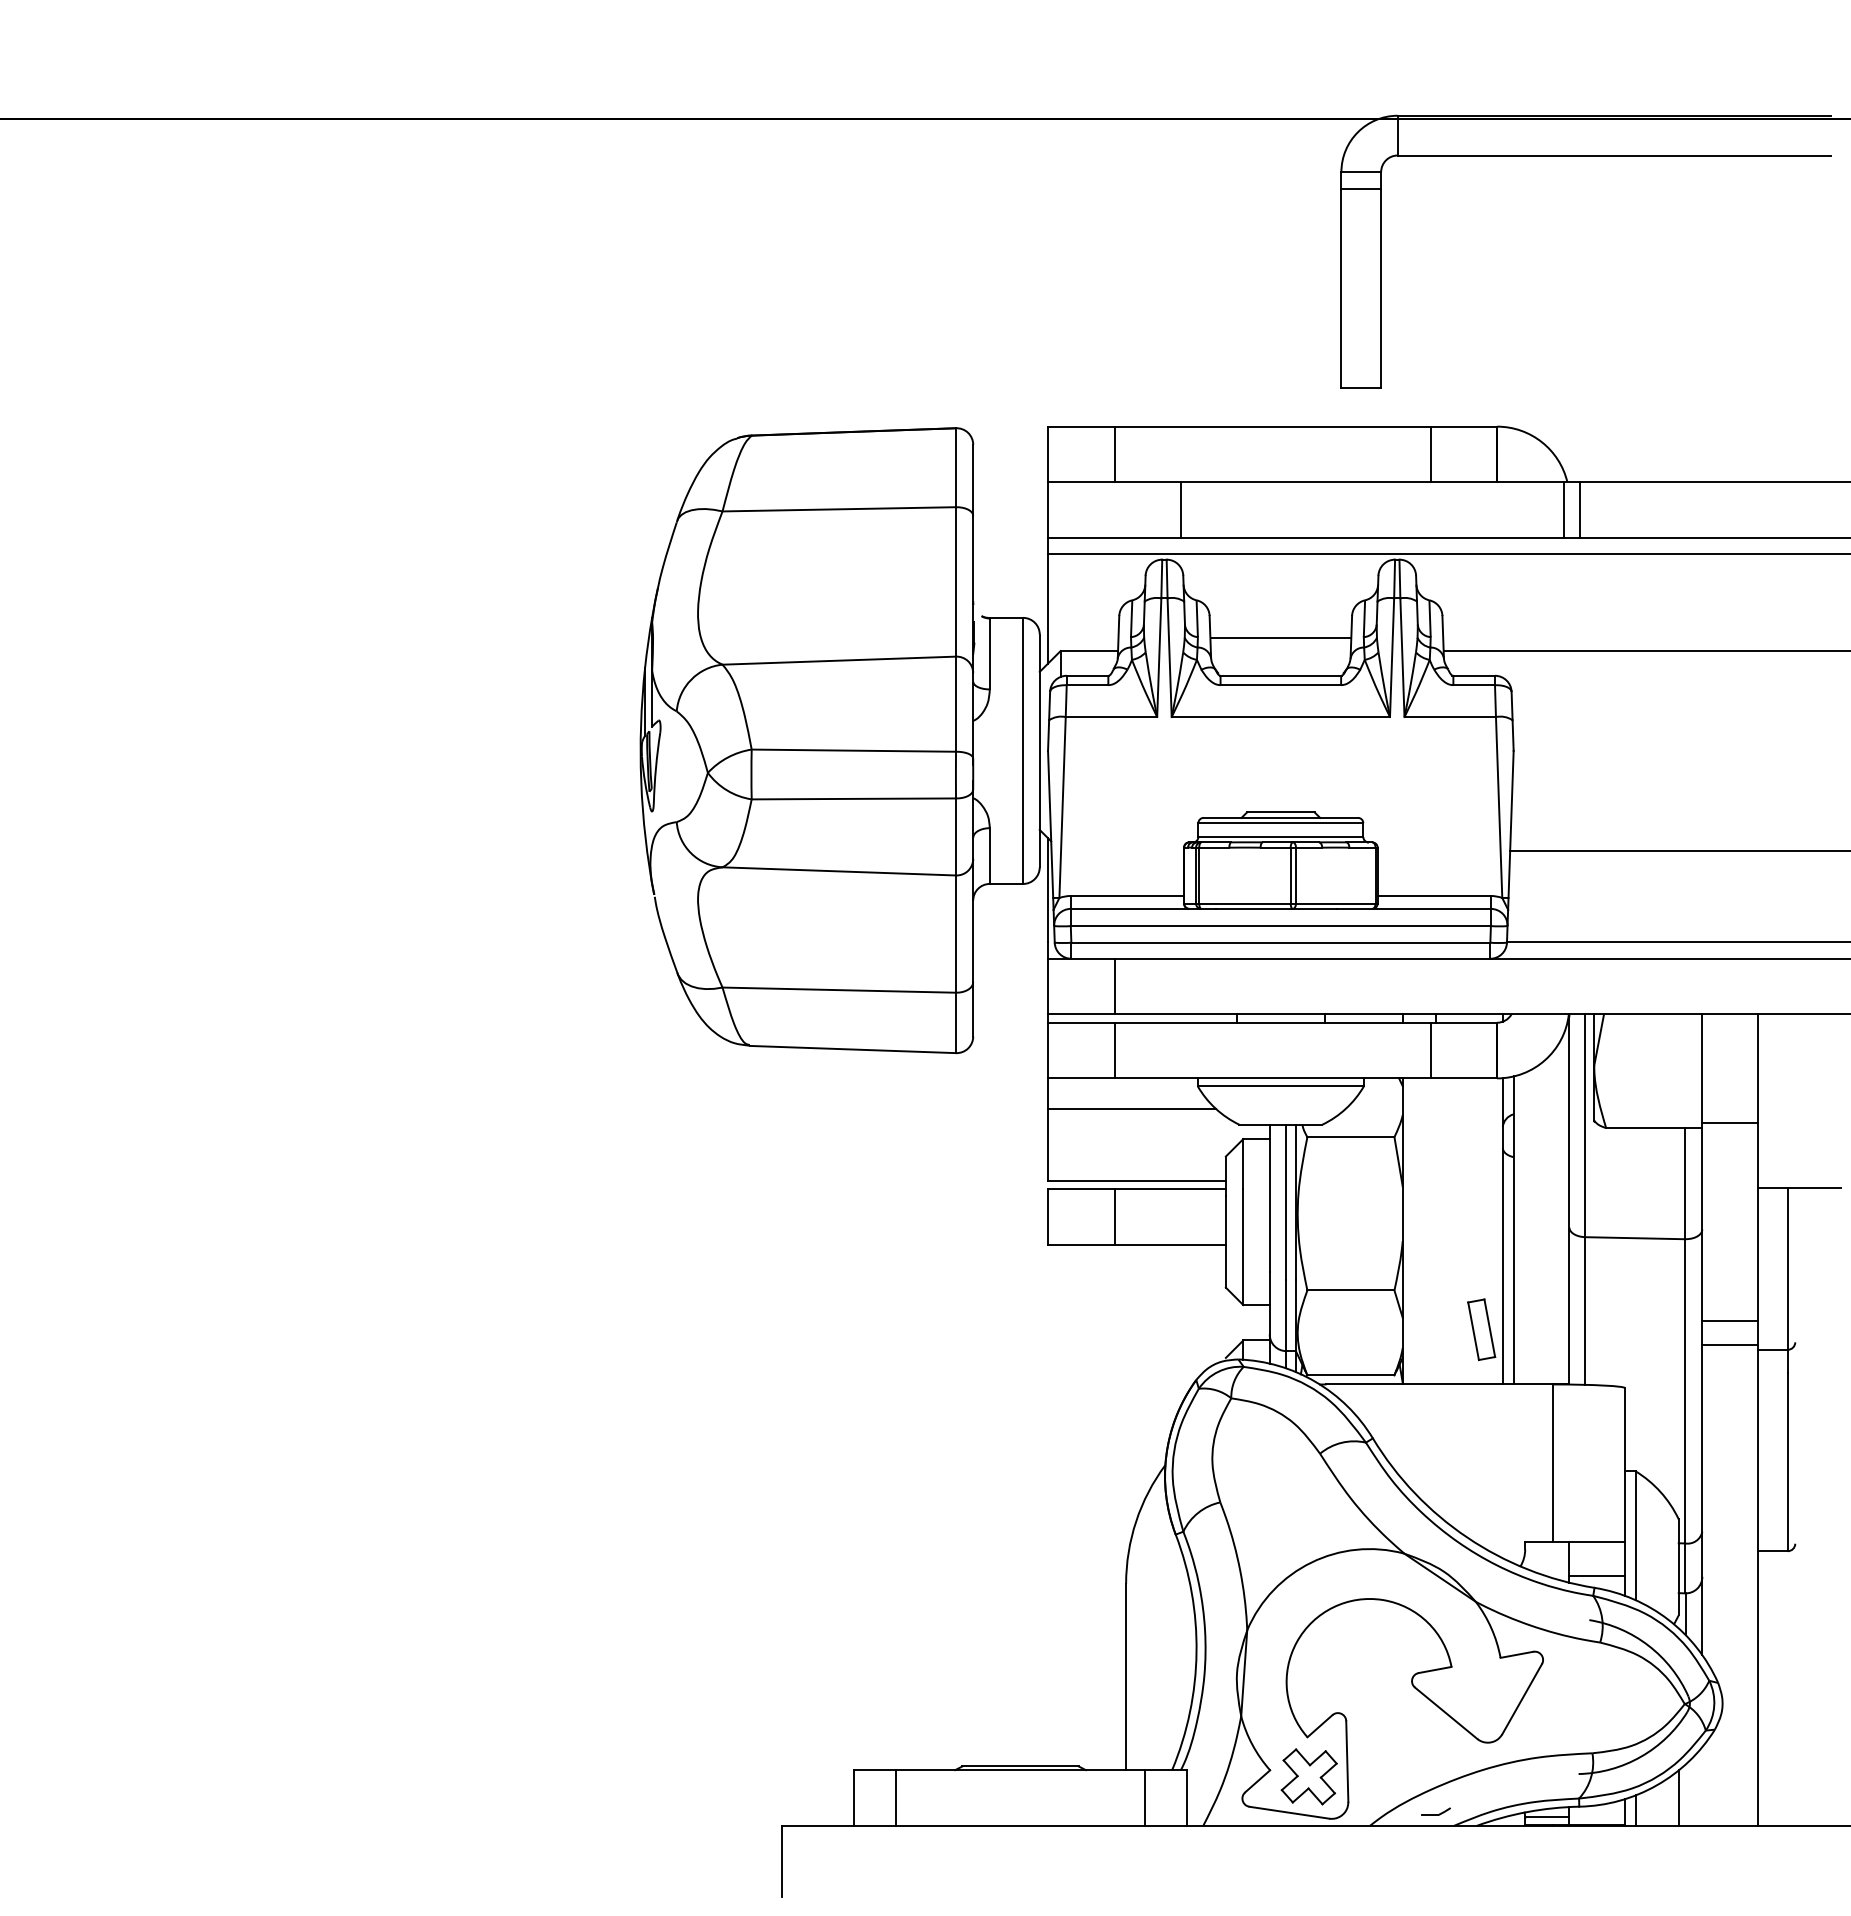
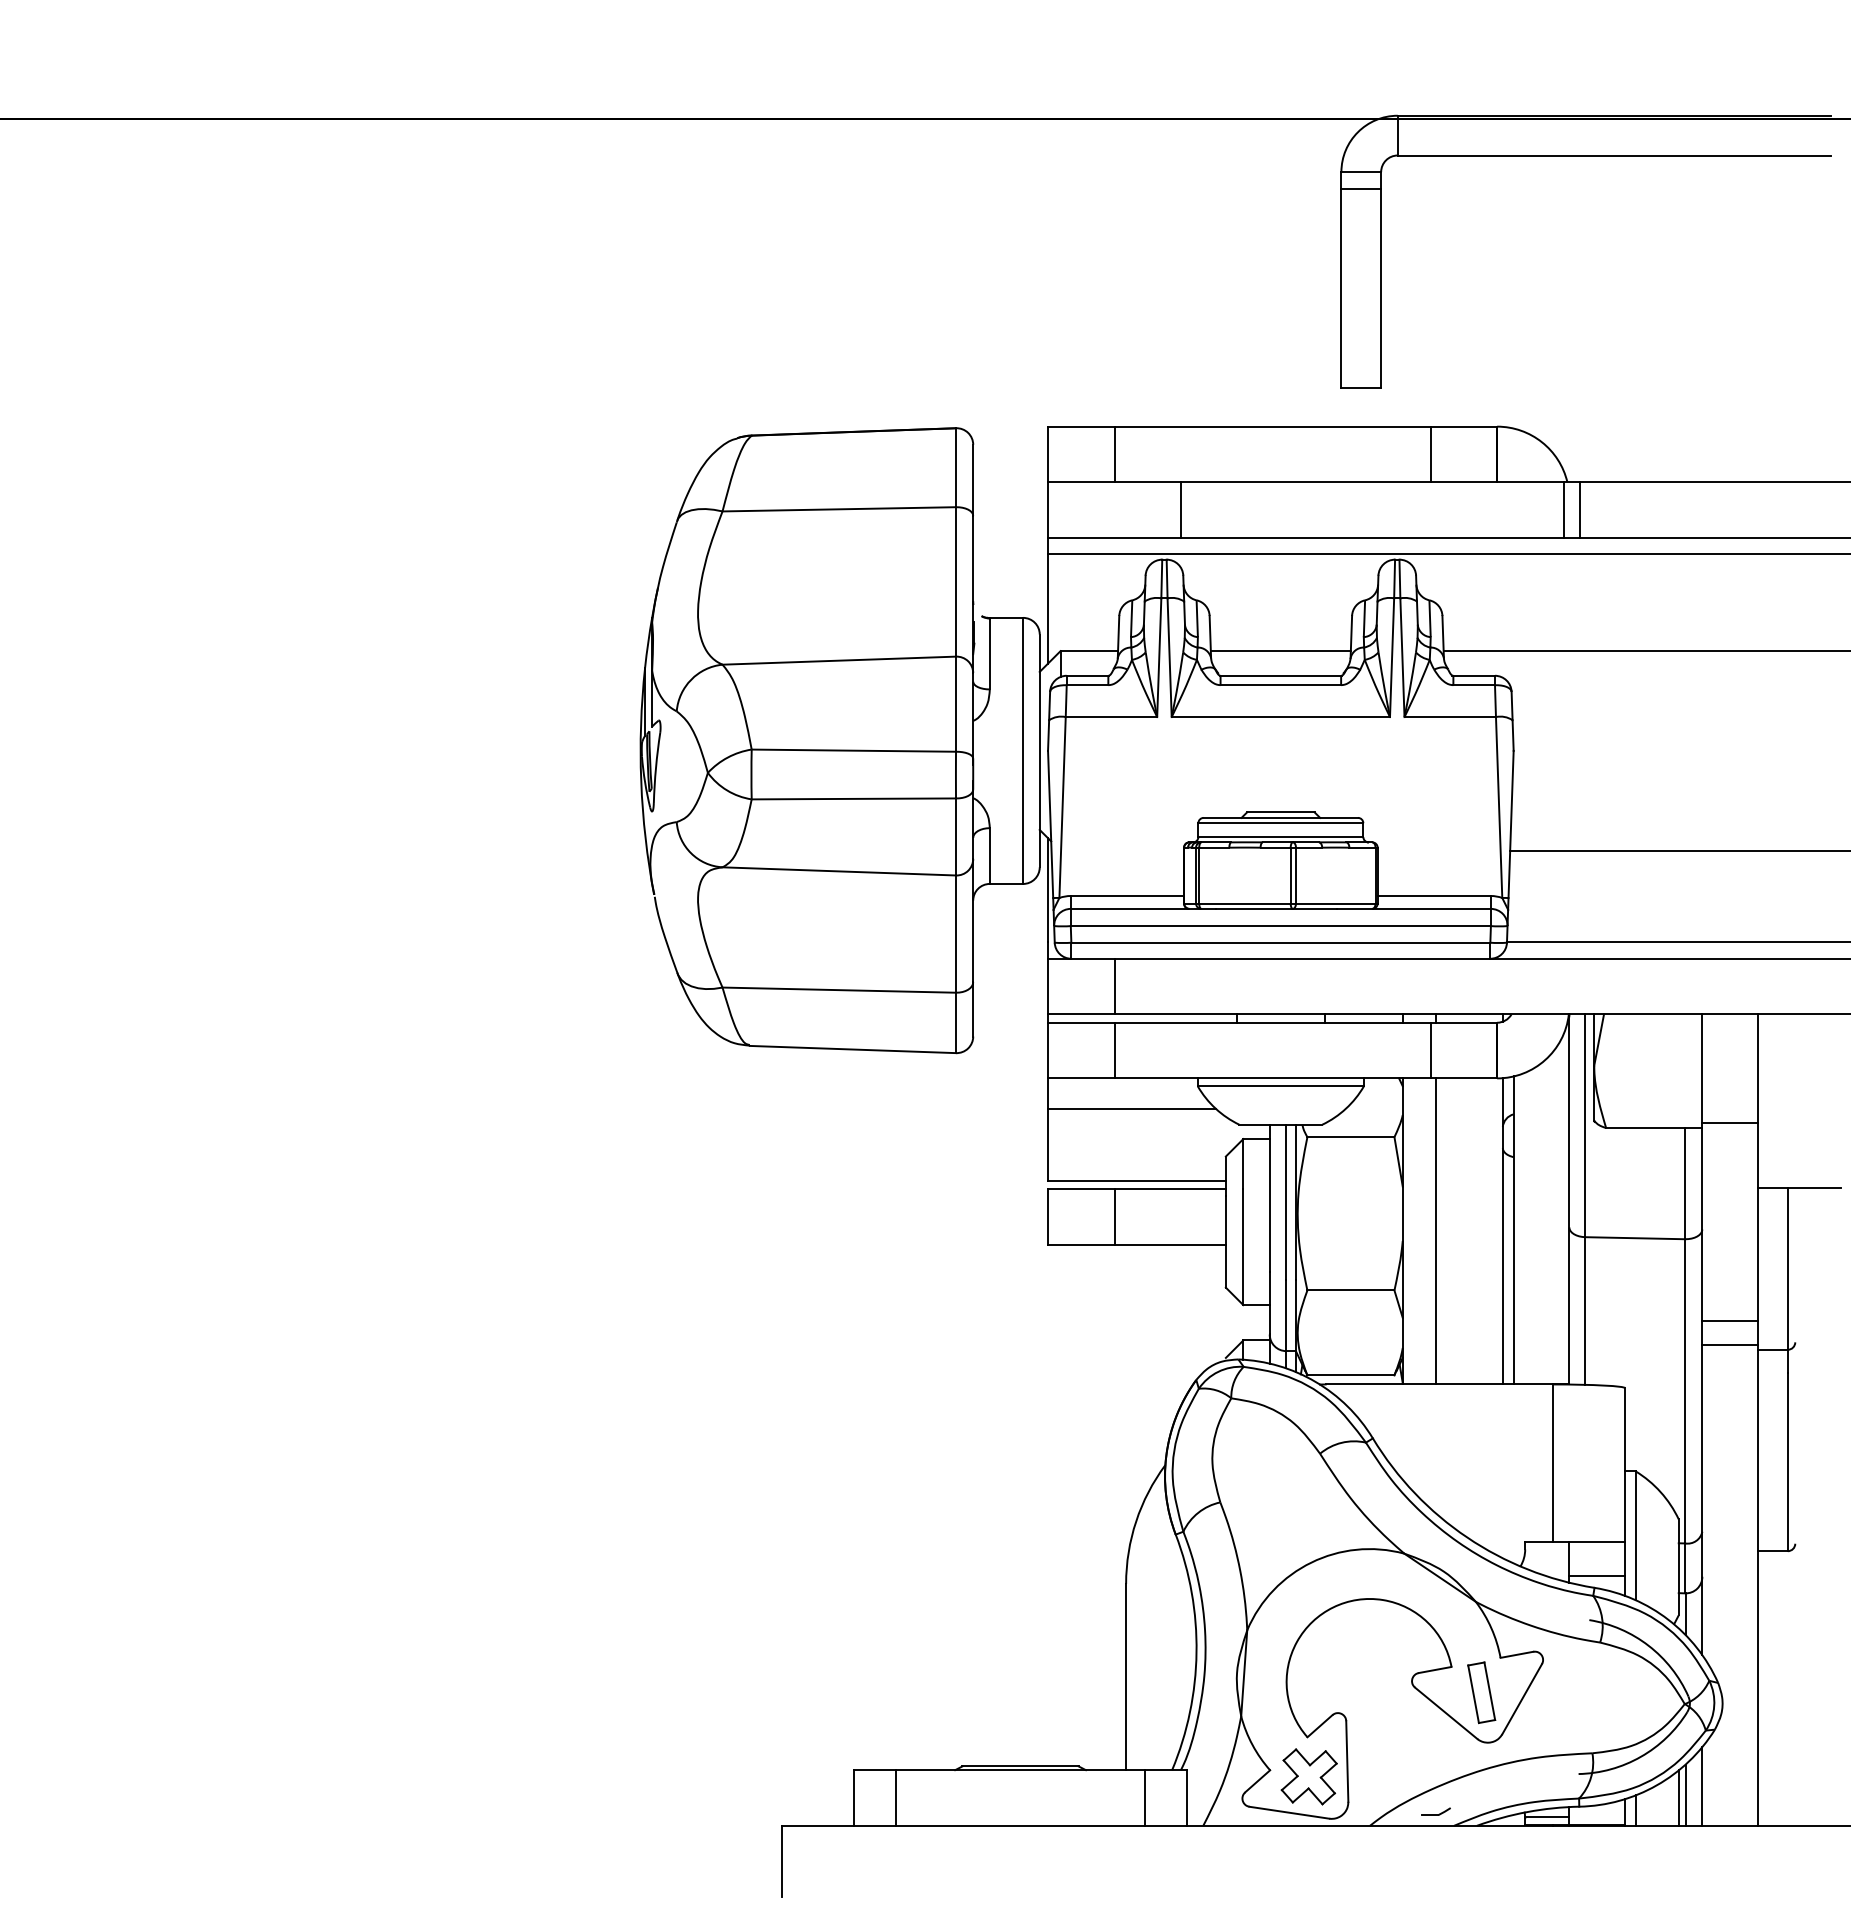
line position: (1280, 638) -> (1280, 651) (1280, 651)
line: none -> present (1436, 1231)
part position: (1481, 1329) -> (1481, 1692) (1481, 1692)
line: none -> present (1702, 1786)
line: none -> present (1685, 1794)
